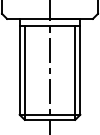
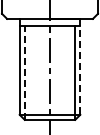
line: solid -> dashed (80, 66)
line: solid -> dashed (24, 72)
